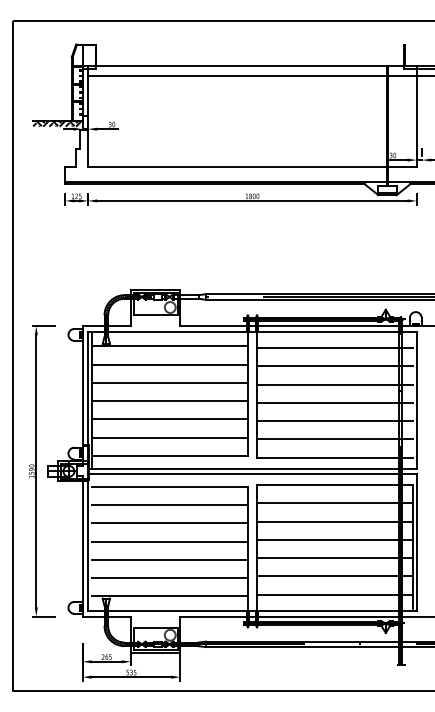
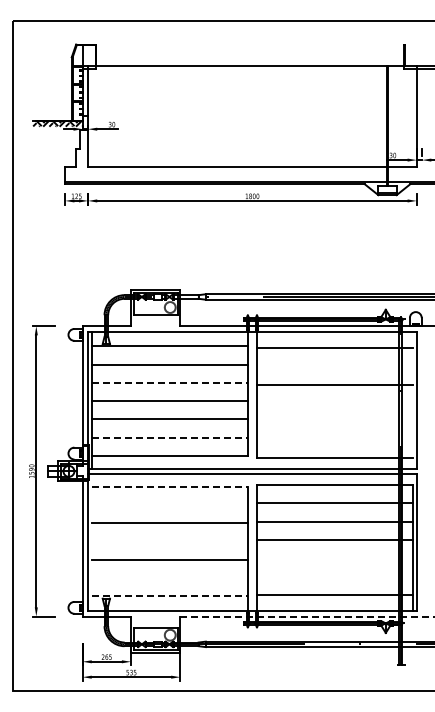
line: present -> none (259, 75)
line: present -> none (334, 366)
line: solid -> dashed (170, 382)
line: present -> none (334, 402)
line: present -> none (334, 421)
line: solid -> dashed (170, 437)
line: present -> none (334, 439)
line: solid -> dashed (170, 486)
line: present -> none (169, 505)
line: present -> none (169, 541)
line: present -> none (334, 558)
line: present -> none (334, 576)
line: present -> none (169, 578)
line: solid -> dashed (170, 596)
line: solid -> dashed (308, 616)
